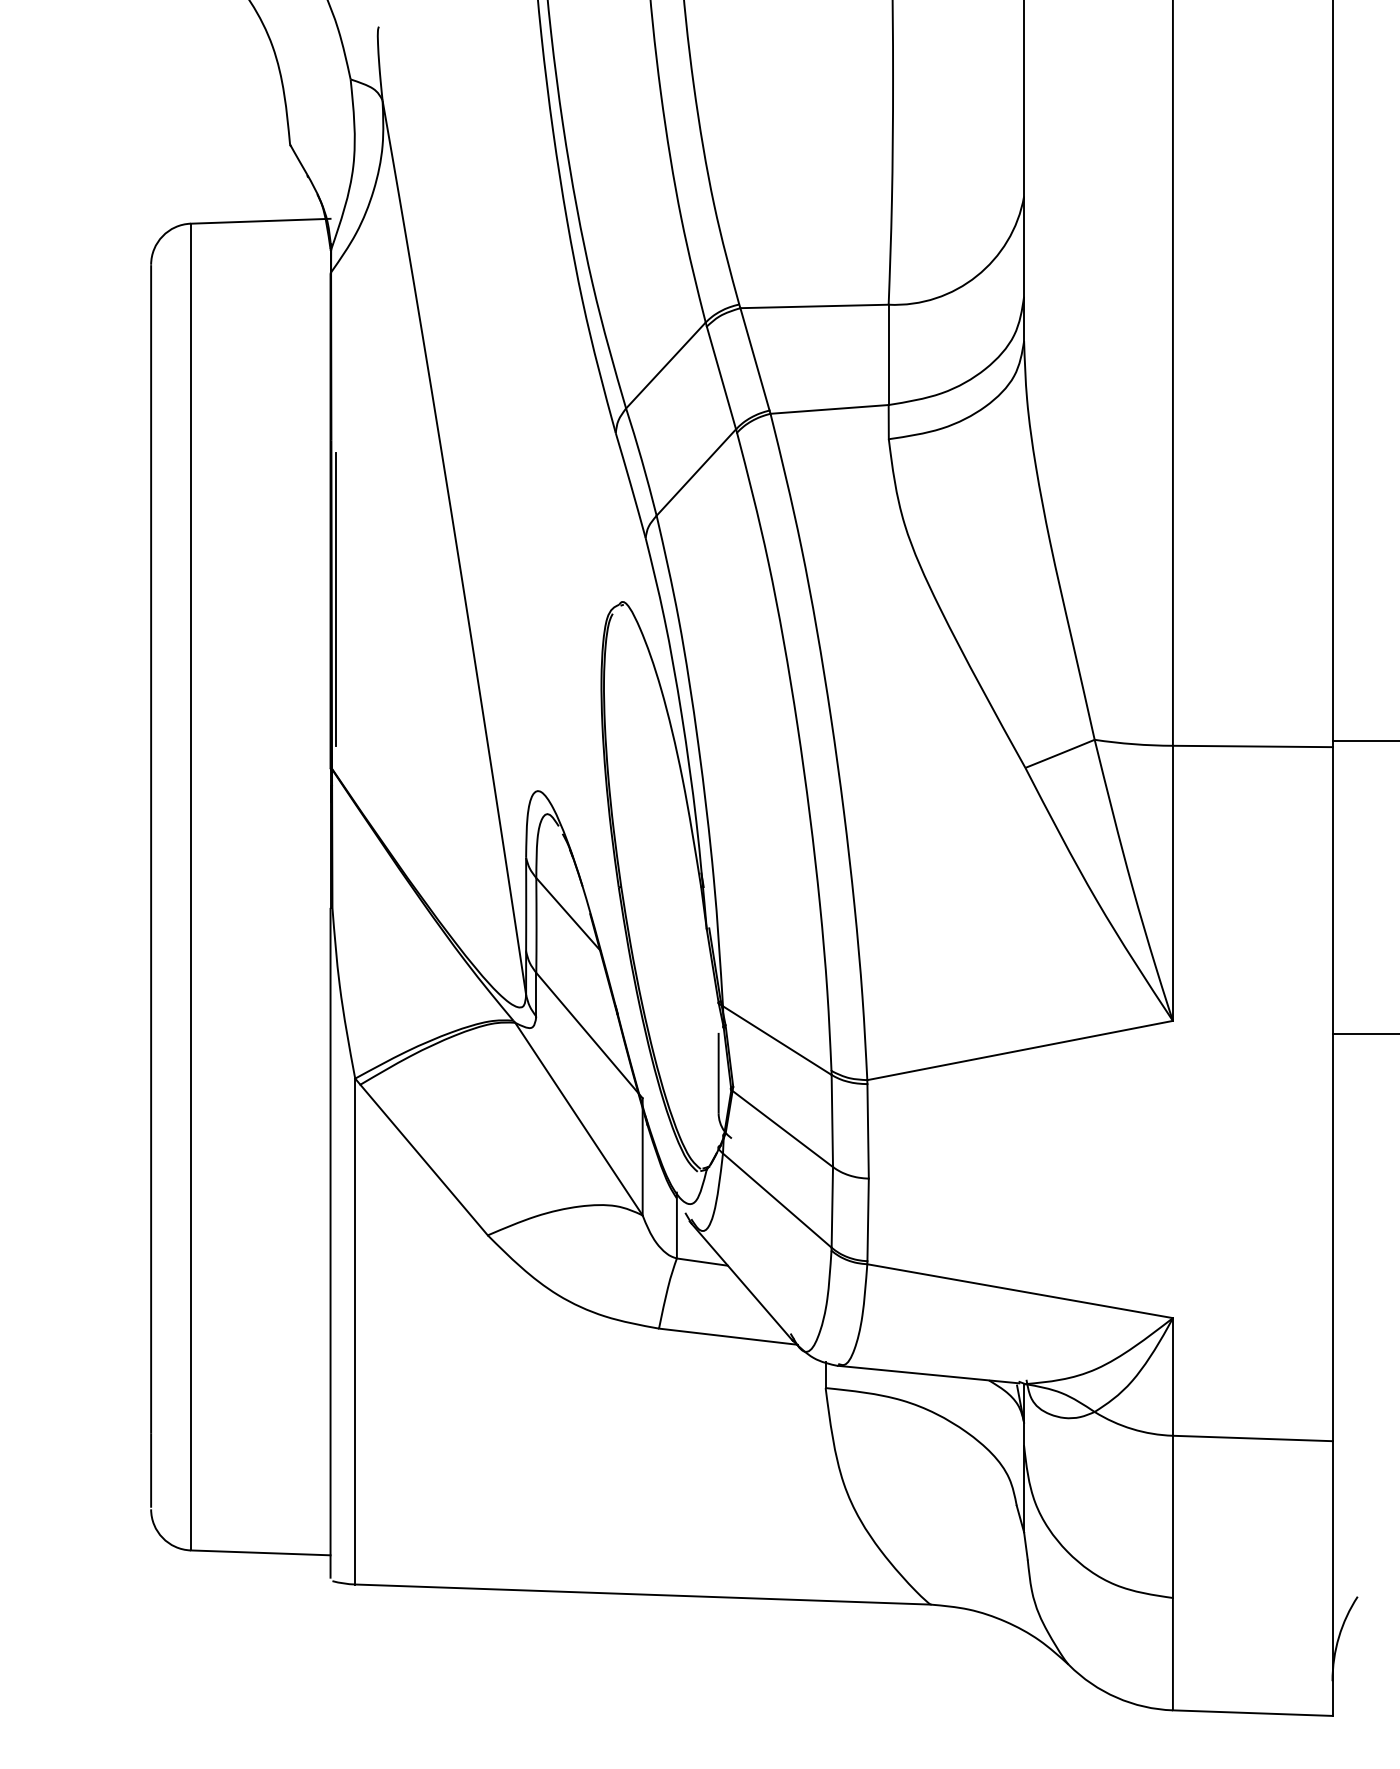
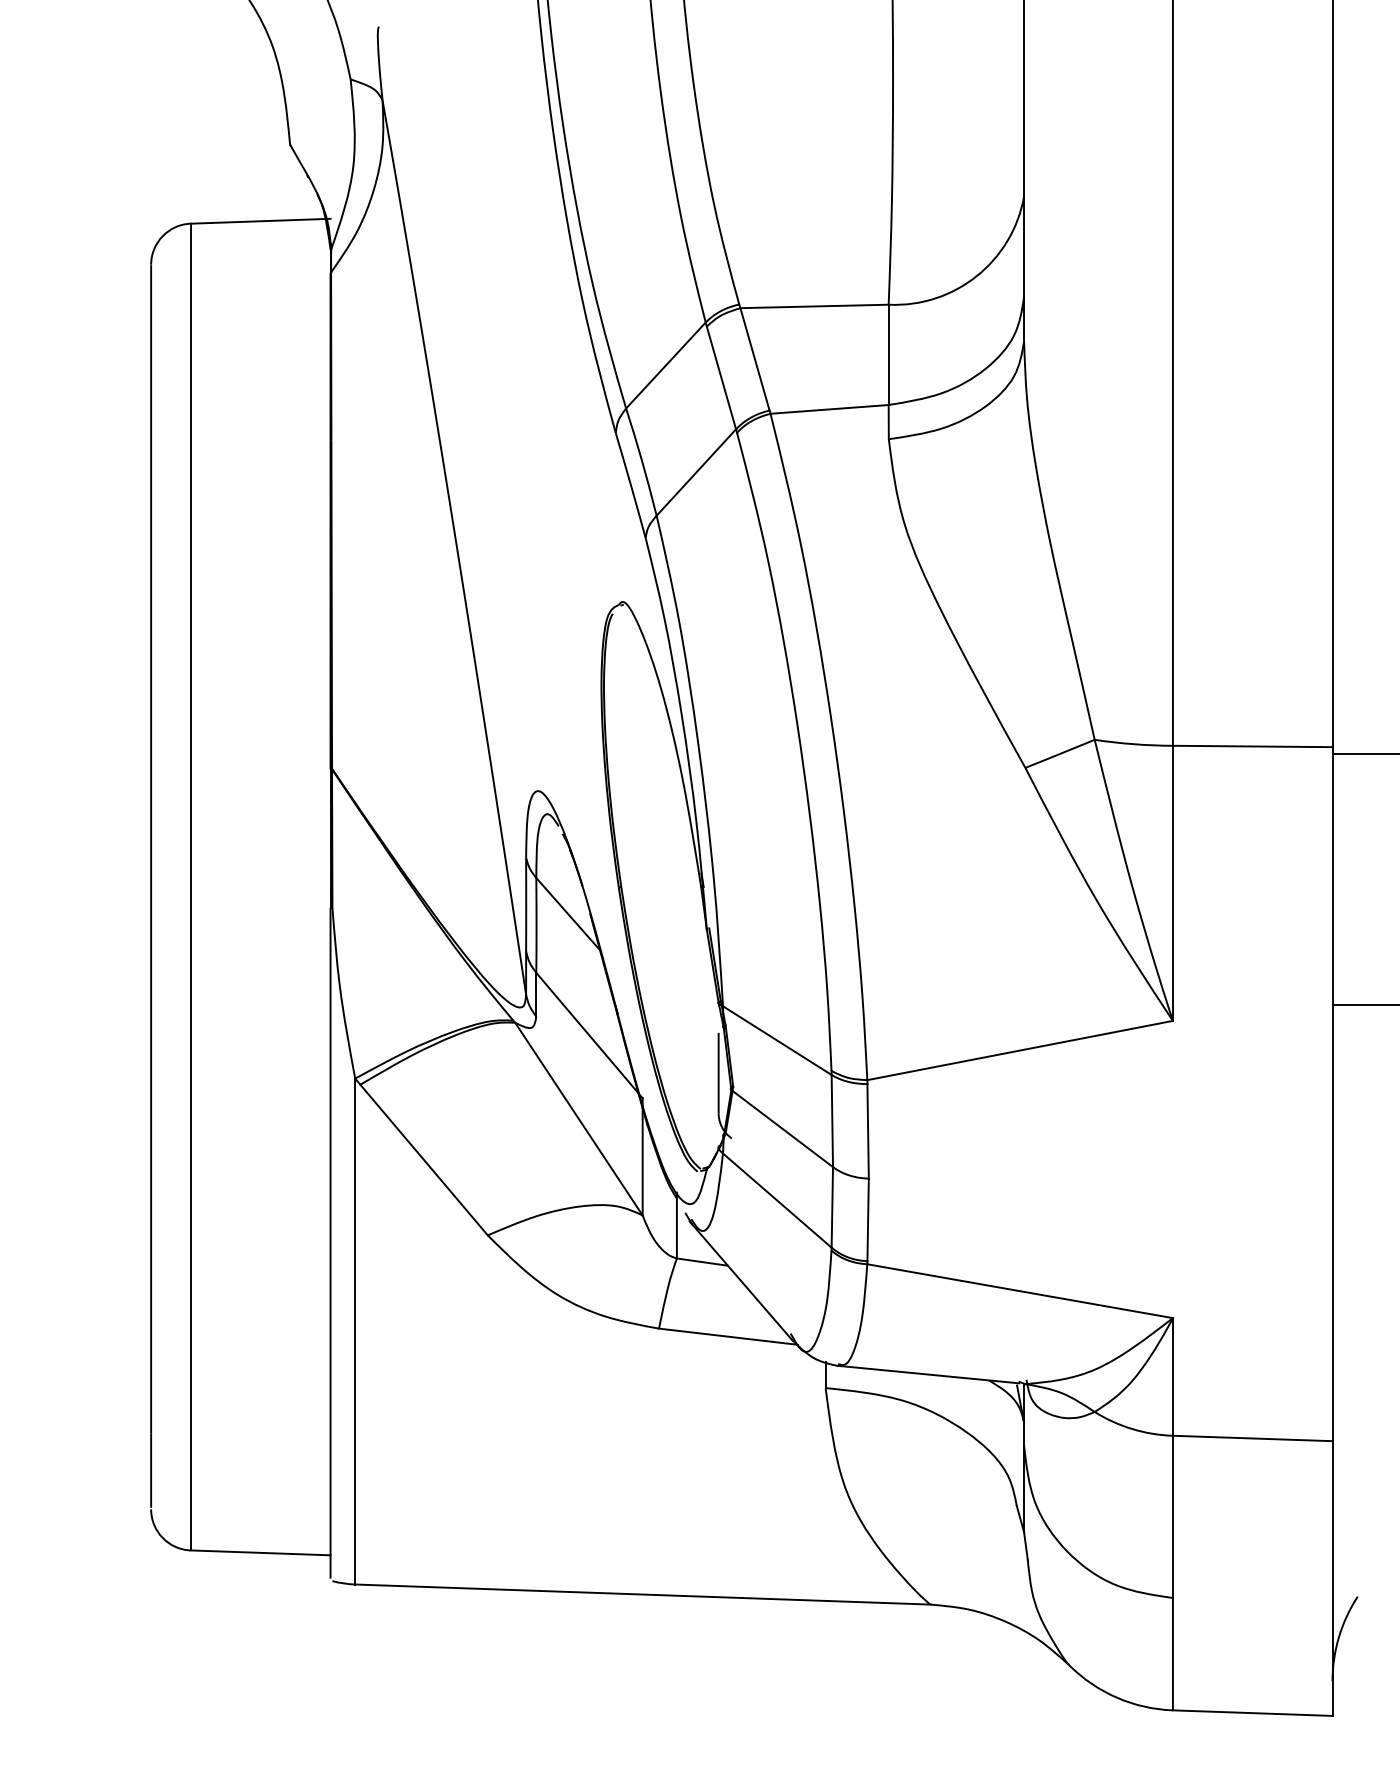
line: present -> none (335, 599)
line position: (1364, 740) -> (1364, 753) (1364, 753)
line position: (1364, 1033) -> (1364, 1004) (1364, 1004)
